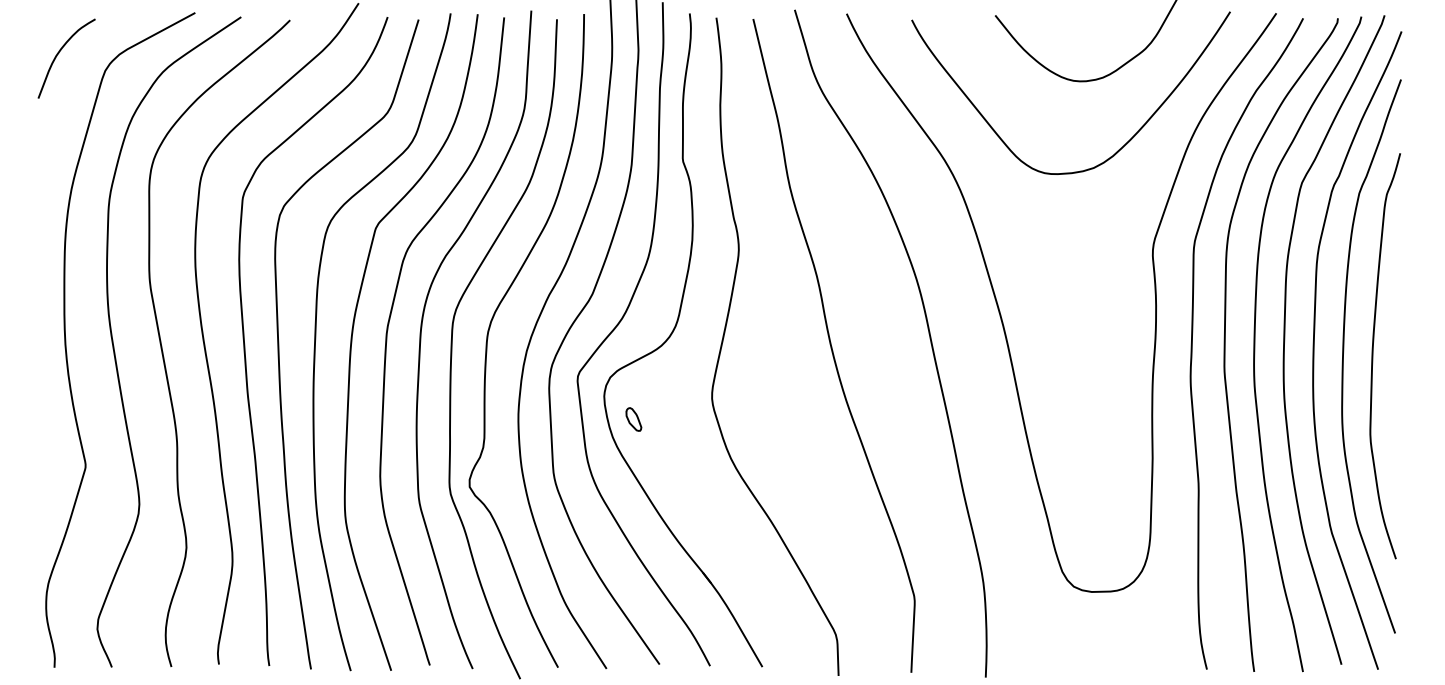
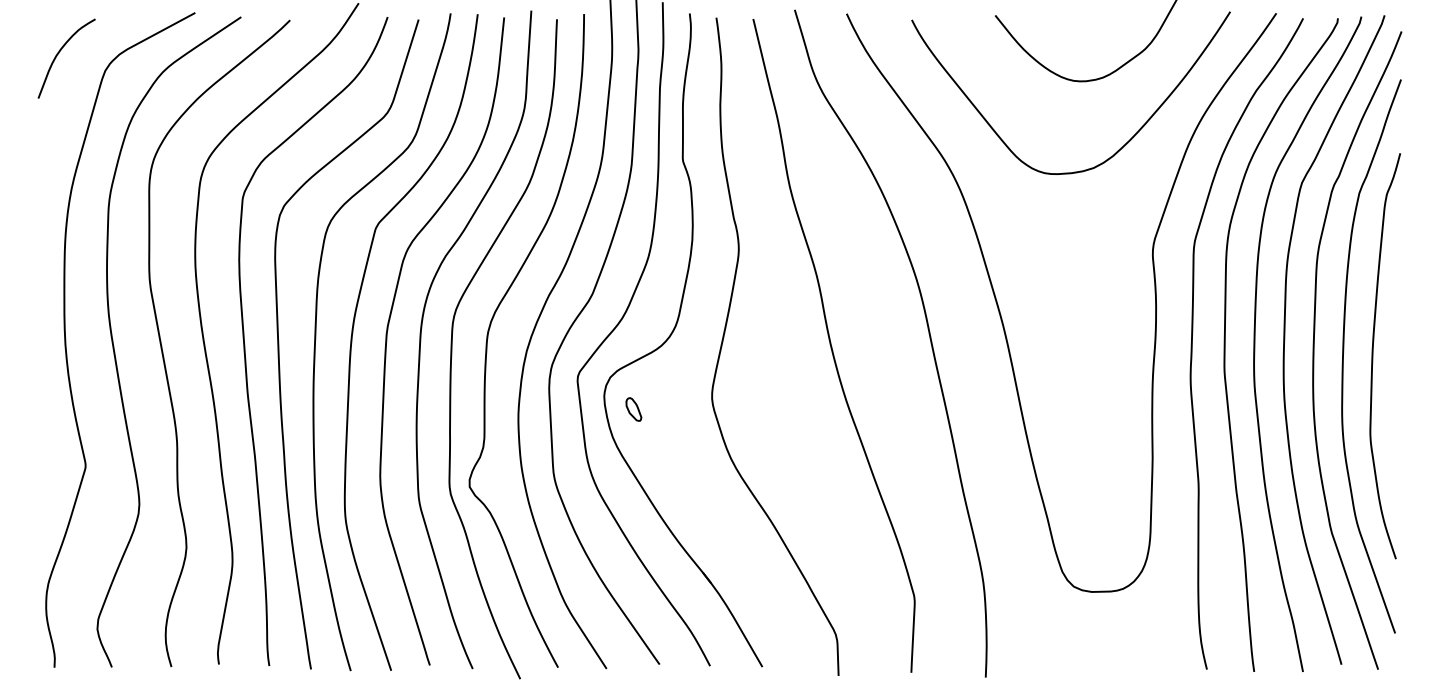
part position: (633, 419) -> (633, 409) (633, 409)
